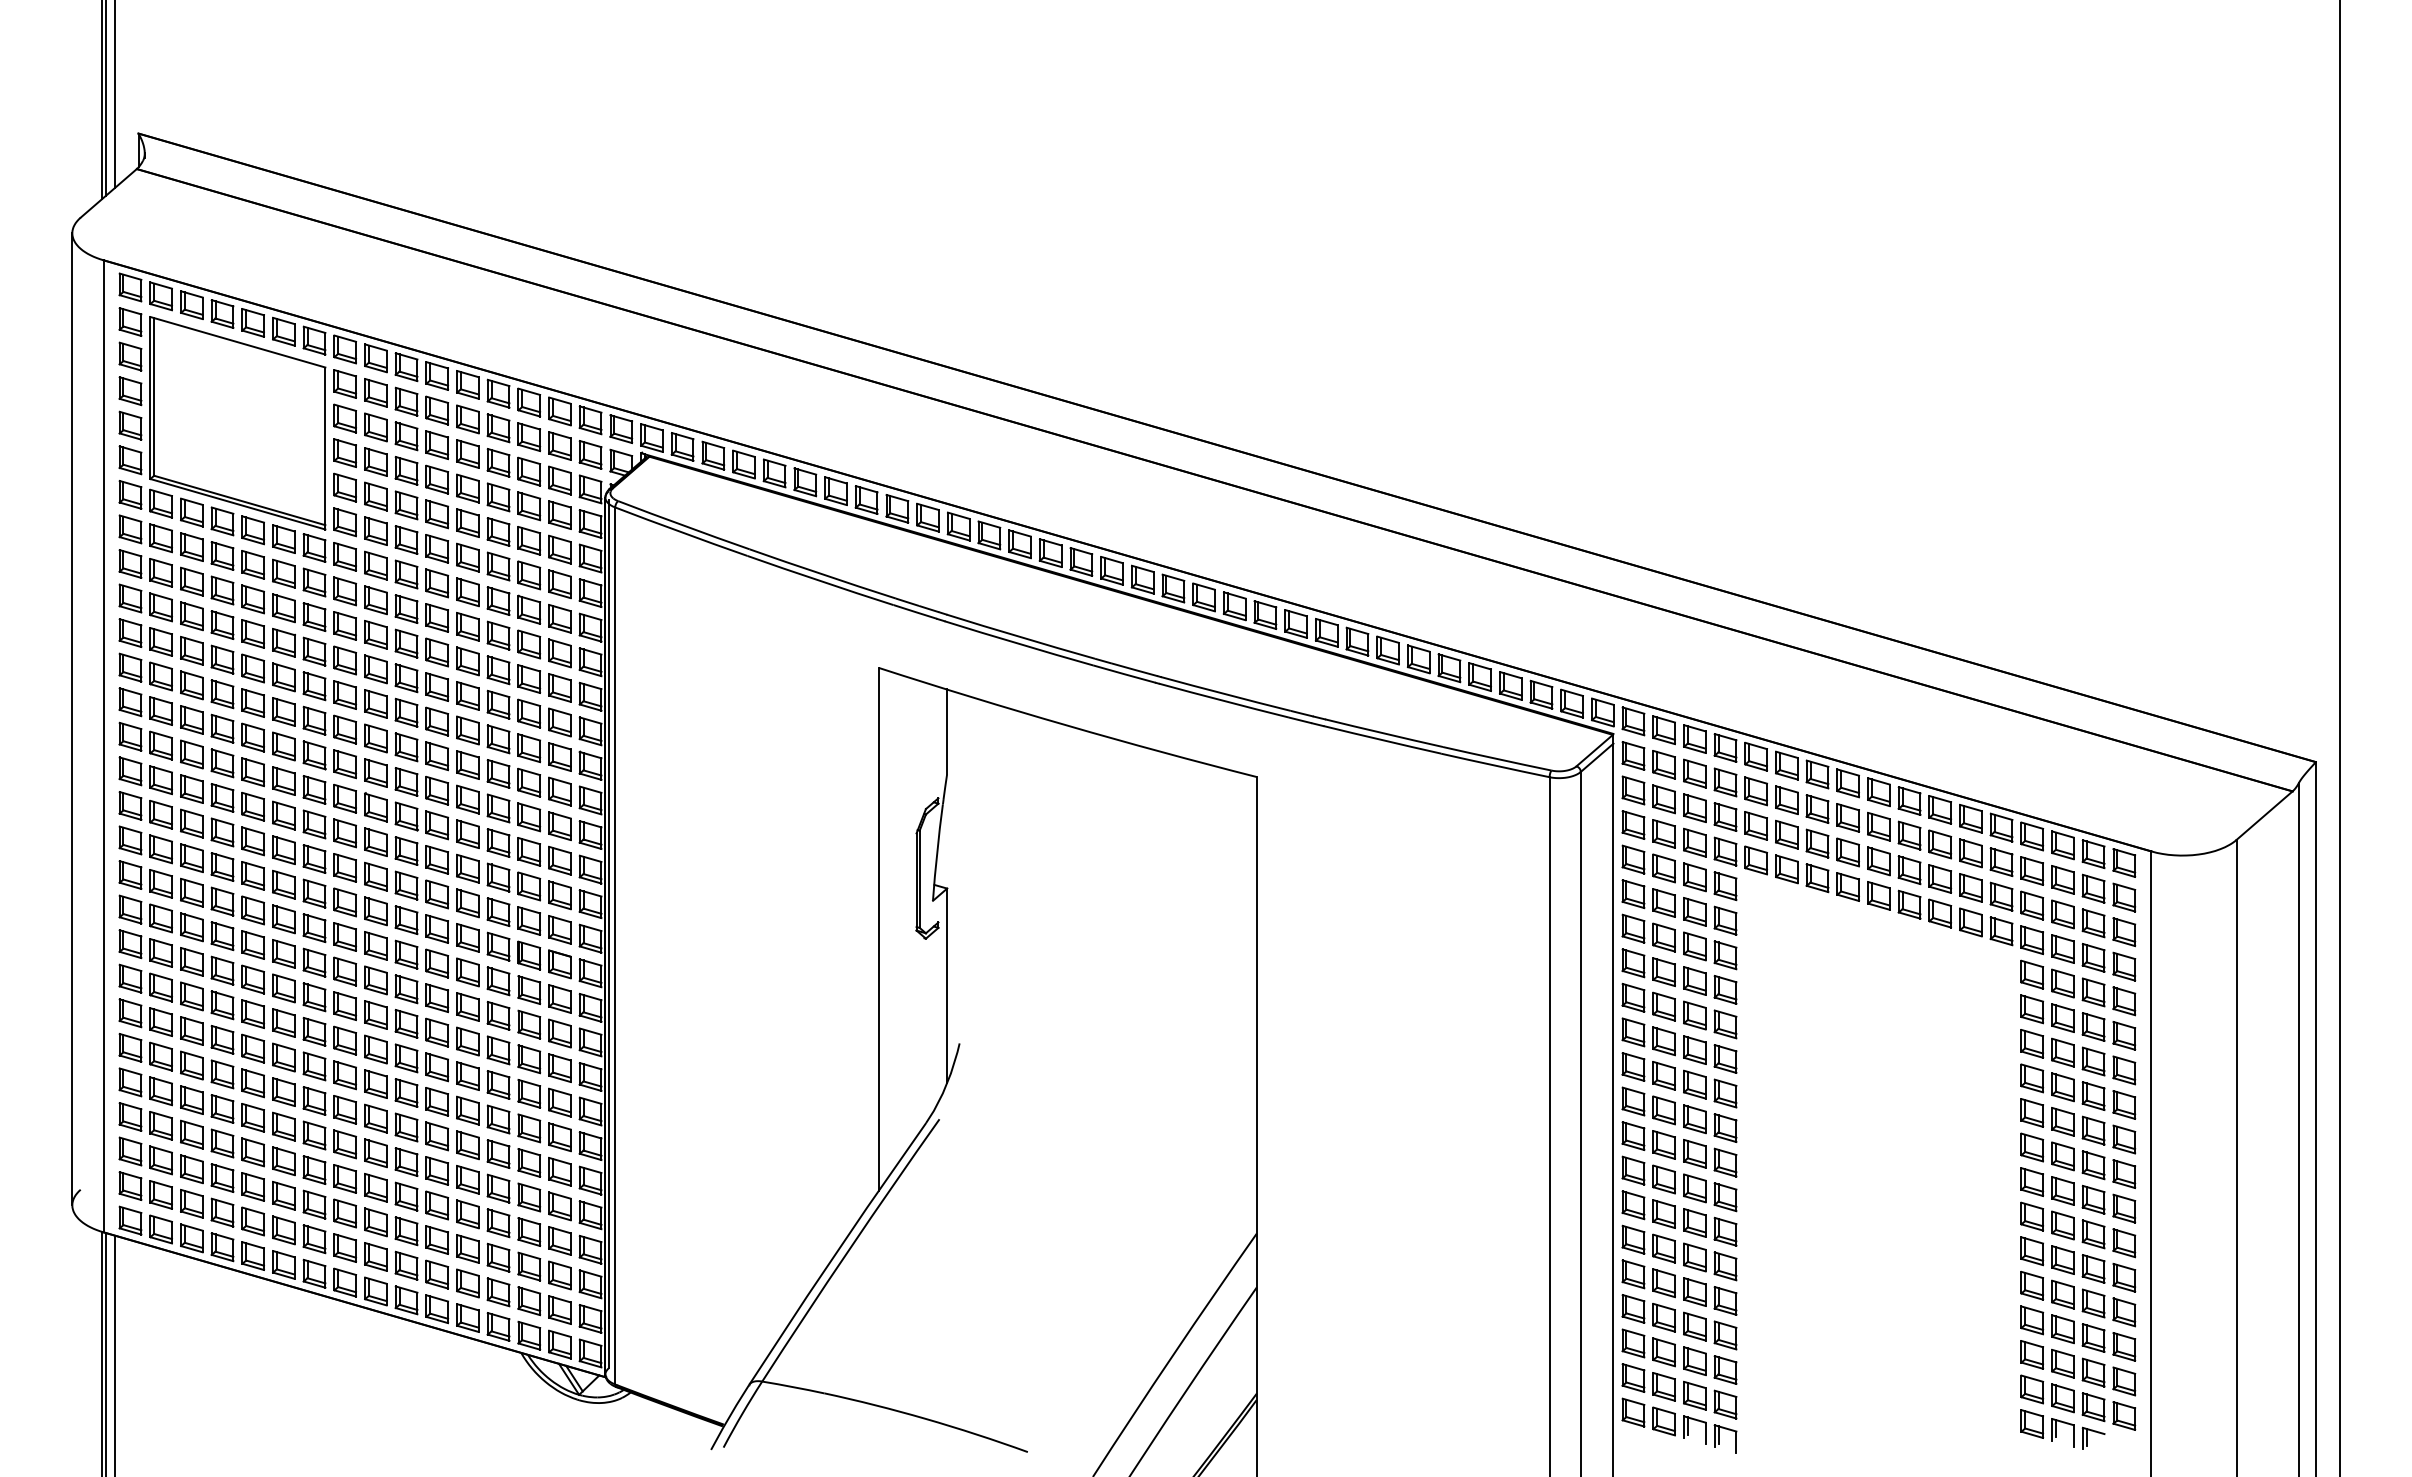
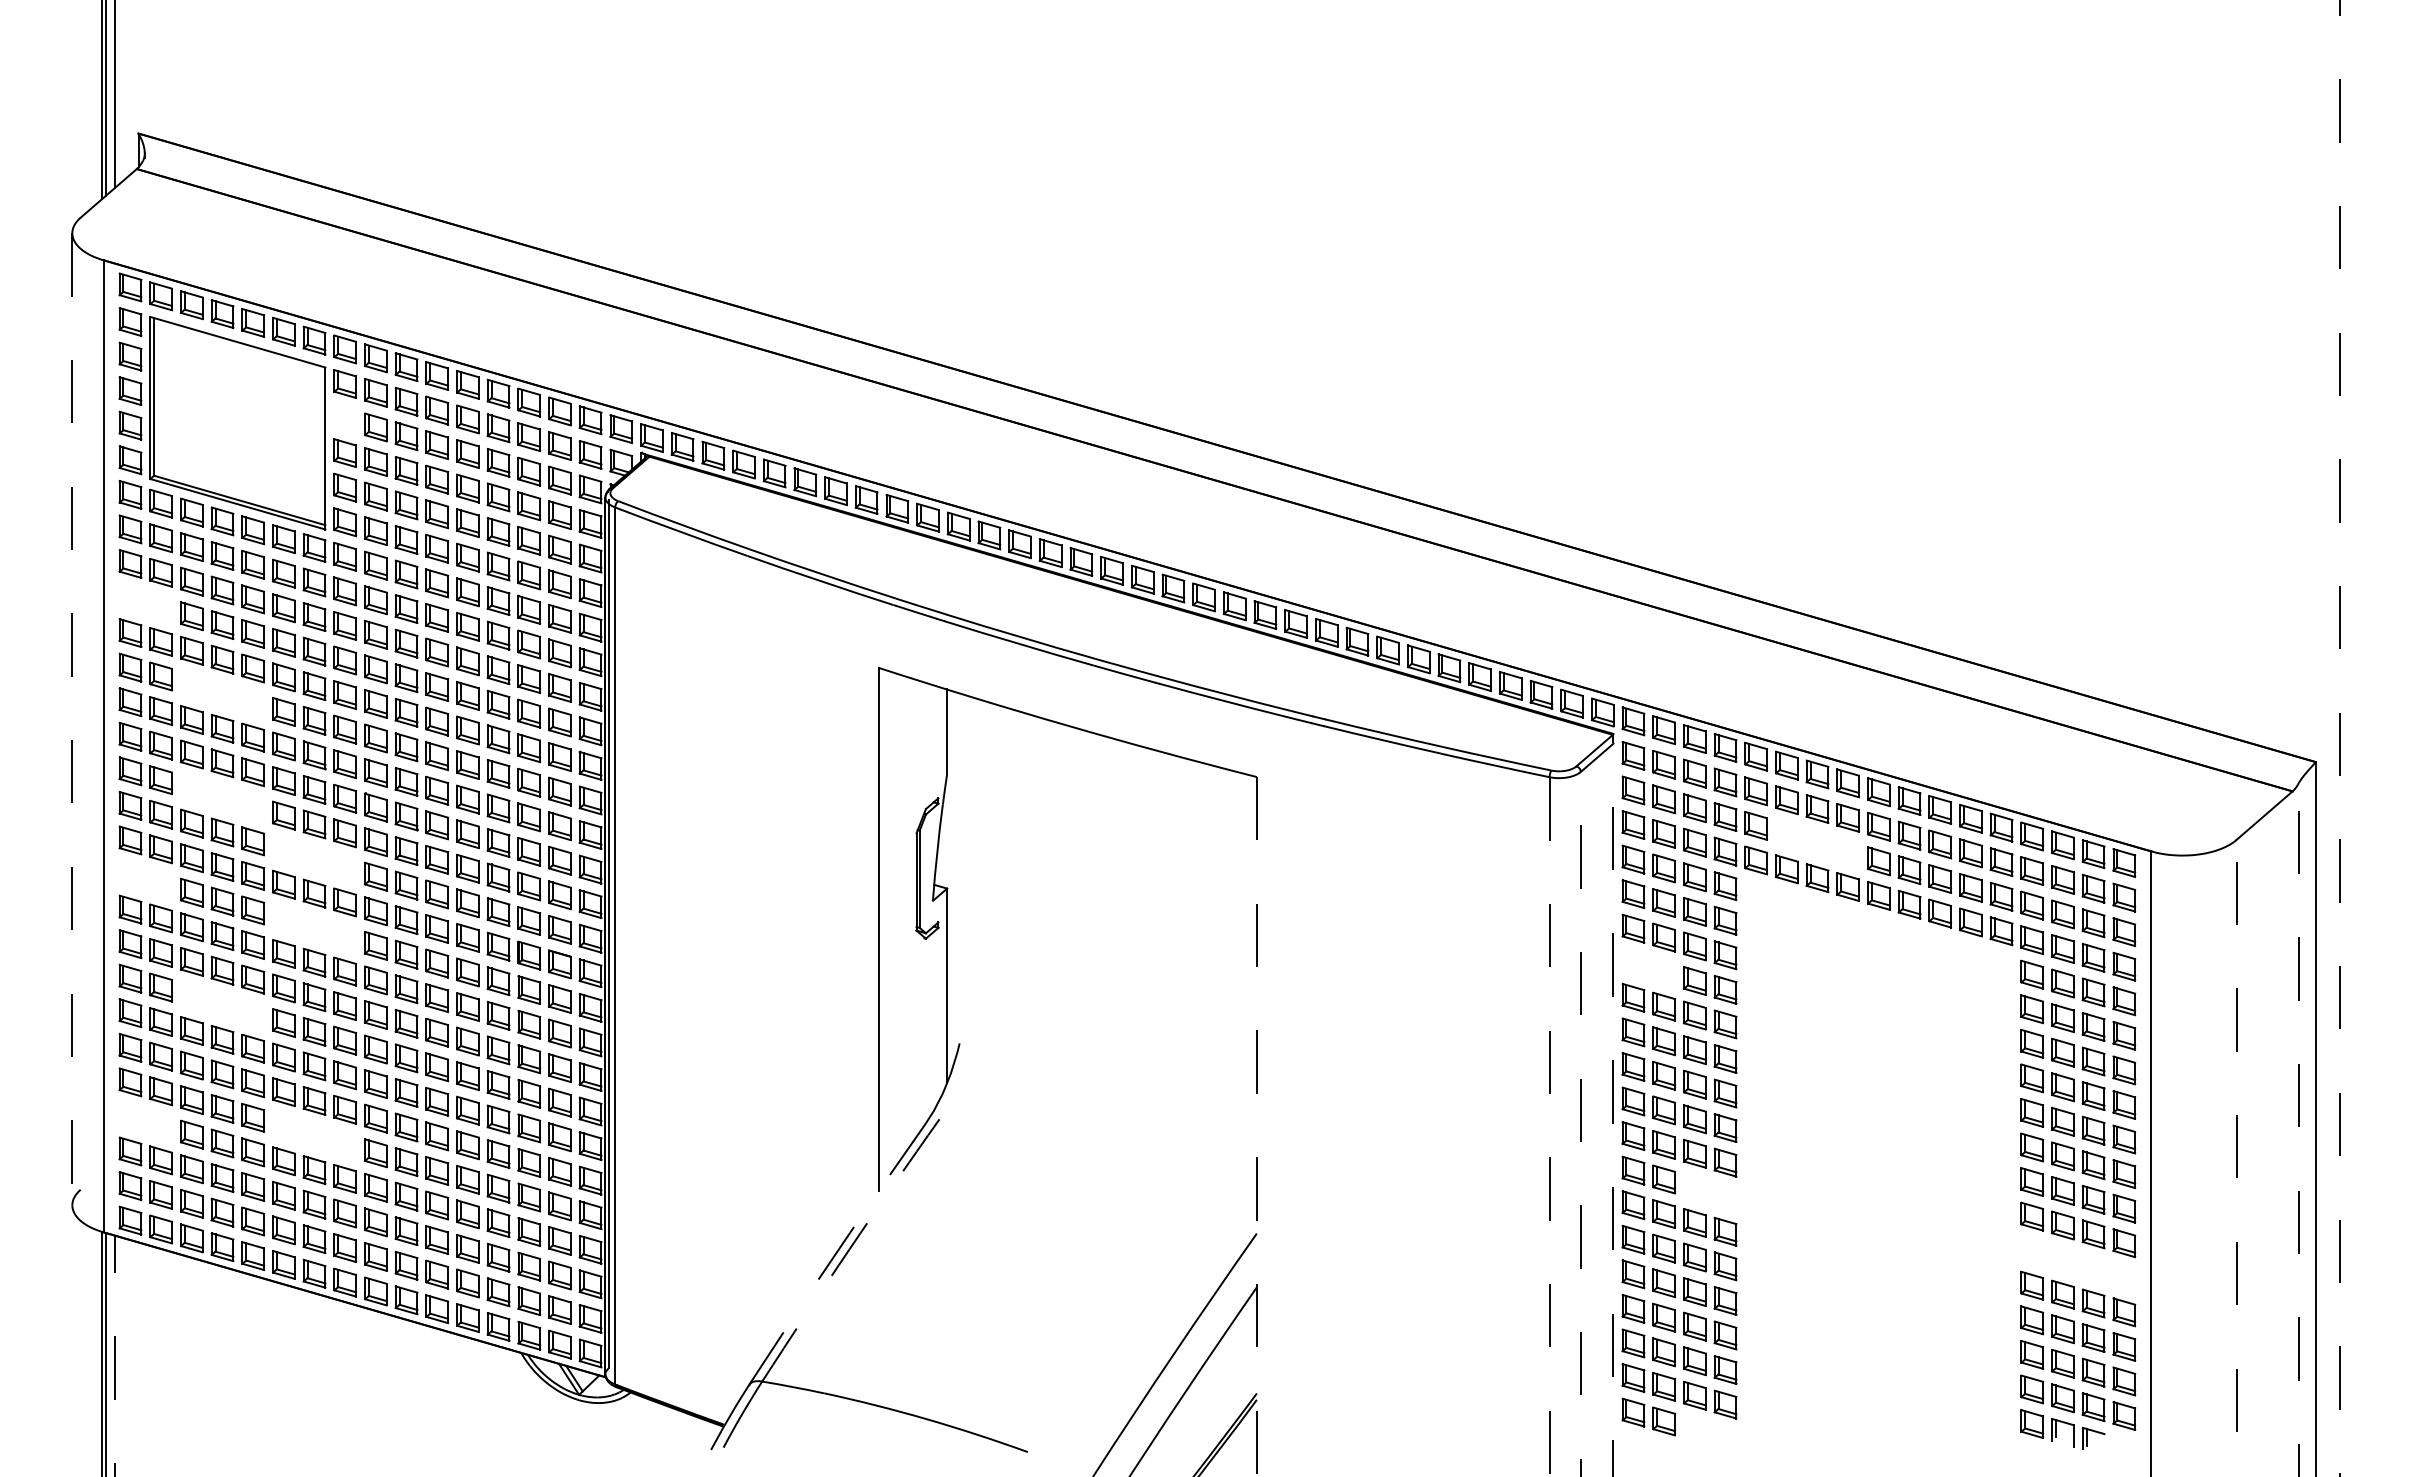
part: present -> none (344, 418)
part: present -> none (145, 602)
part: present -> none (222, 693)
line: solid -> dashed (72, 719)
line: solid -> dashed (2339, 739)
part: present -> none (222, 797)
part: present -> none (1817, 843)
part: present -> none (314, 858)
part: present -> none (145, 879)
part: present -> none (314, 927)
part: present -> none (1648, 967)
part: present -> none (222, 1005)
line: solid -> dashed (1613, 1104)
part: present -> none (145, 1121)
line: solid -> dashed (1580, 1123)
line: solid -> dashed (1256, 1126)
line: solid -> dashed (1549, 1126)
line: solid -> dashed (2298, 1130)
part: present -> none (314, 1135)
line: solid -> dashed (2236, 1157)
part: present -> none (1710, 1192)
arc: solid -> dashed (849, 1249)
line: solid -> dashed (836, 1252)
part: present -> none (2078, 1264)
line: solid -> dashed (114, 1355)
part: present -> none (1710, 1434)
